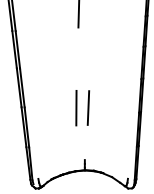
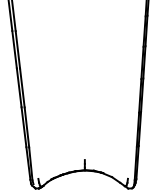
line: present -> none (78, 14)
line: present -> none (76, 107)
line: present -> none (88, 107)
